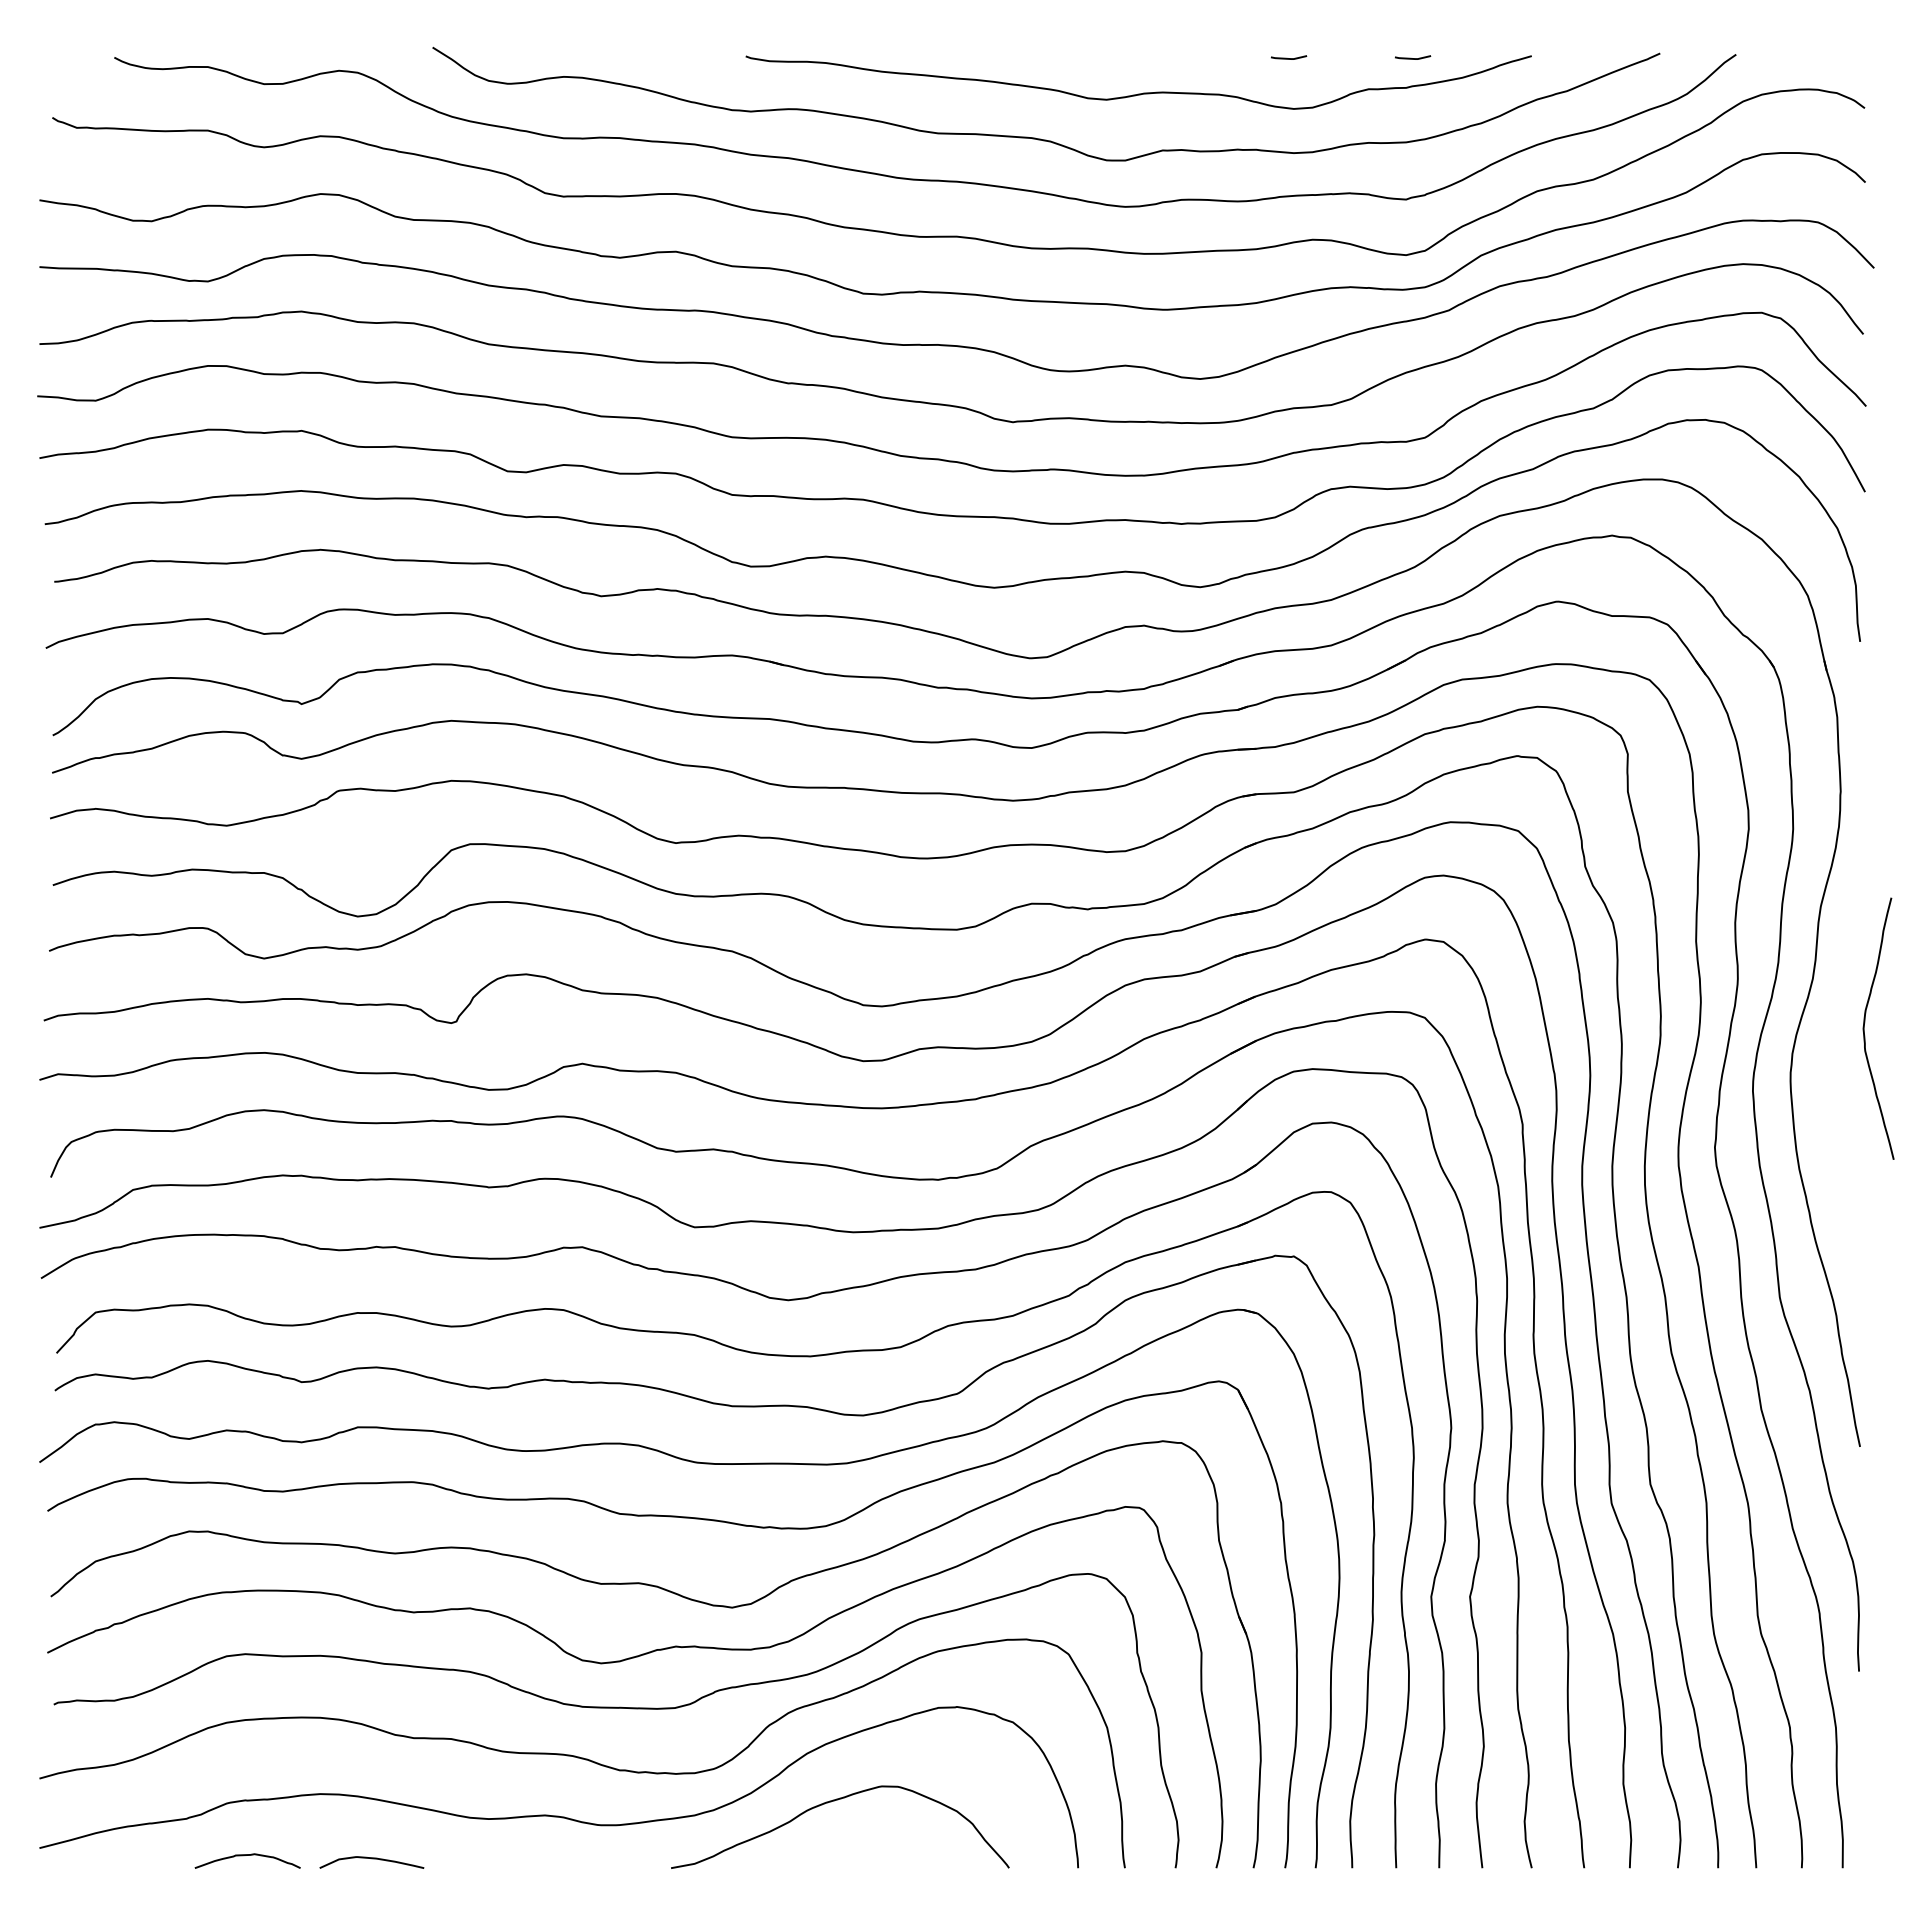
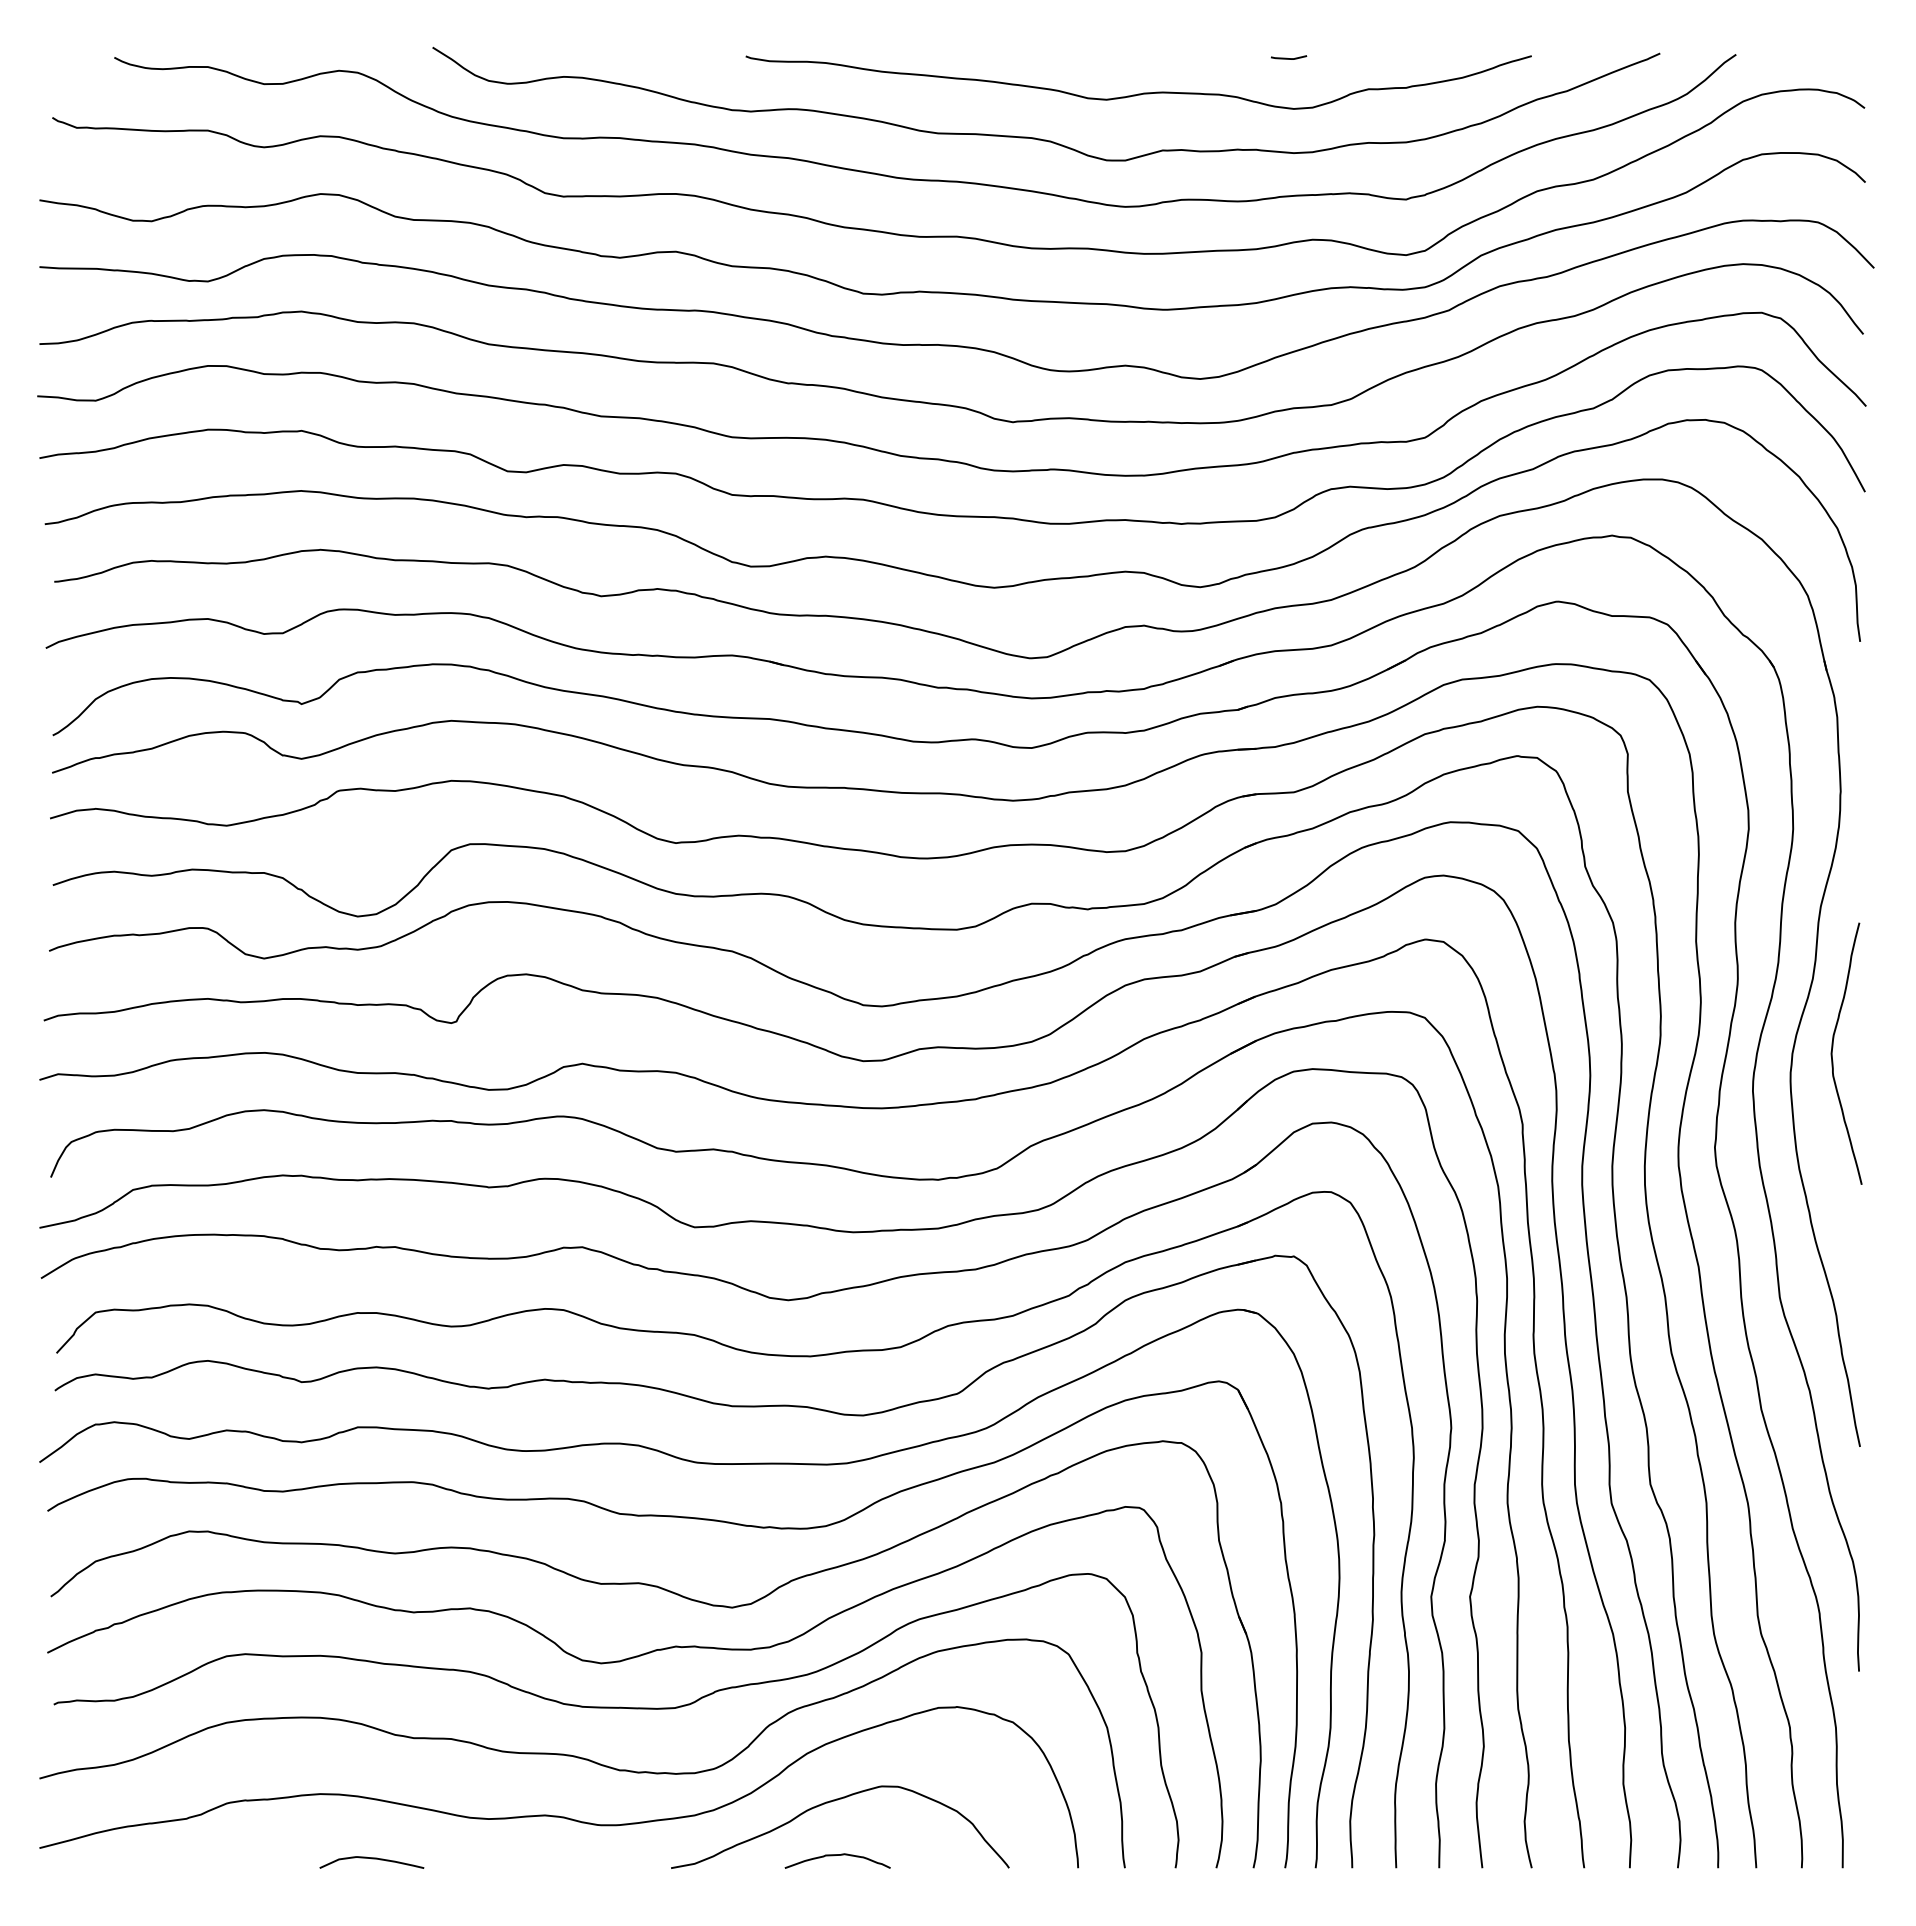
line: present -> none (1413, 58)
curve position: (1864, 1028) -> (1832, 1053) (1832, 1053)
curve position: (247, 1855) -> (837, 1855) (837, 1855)
